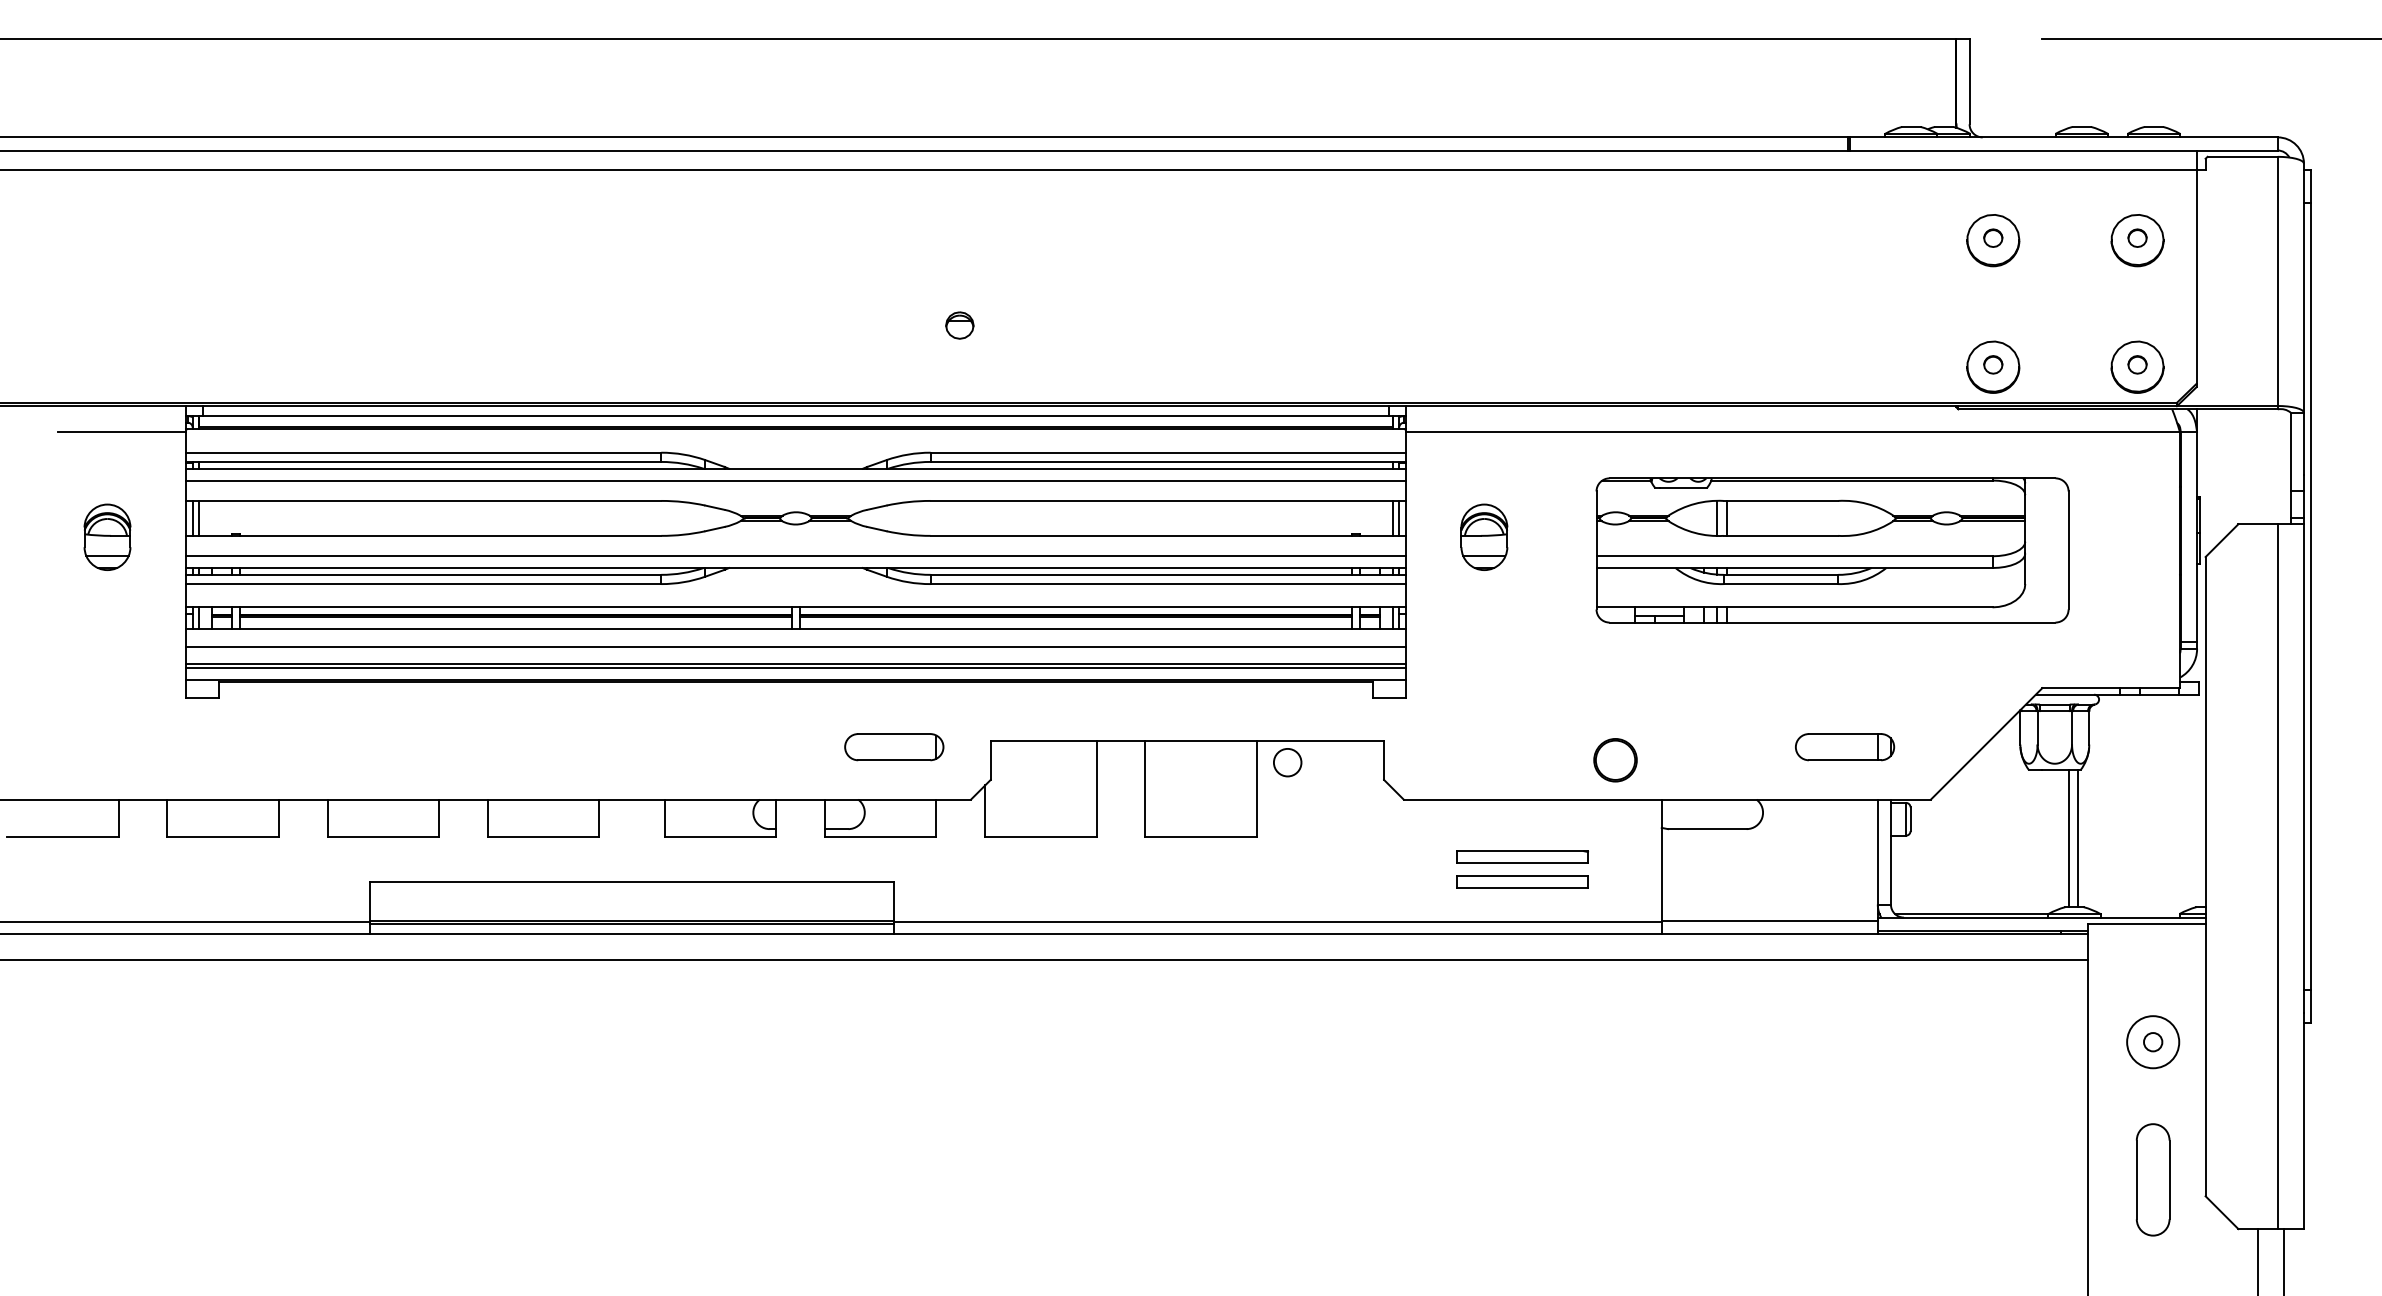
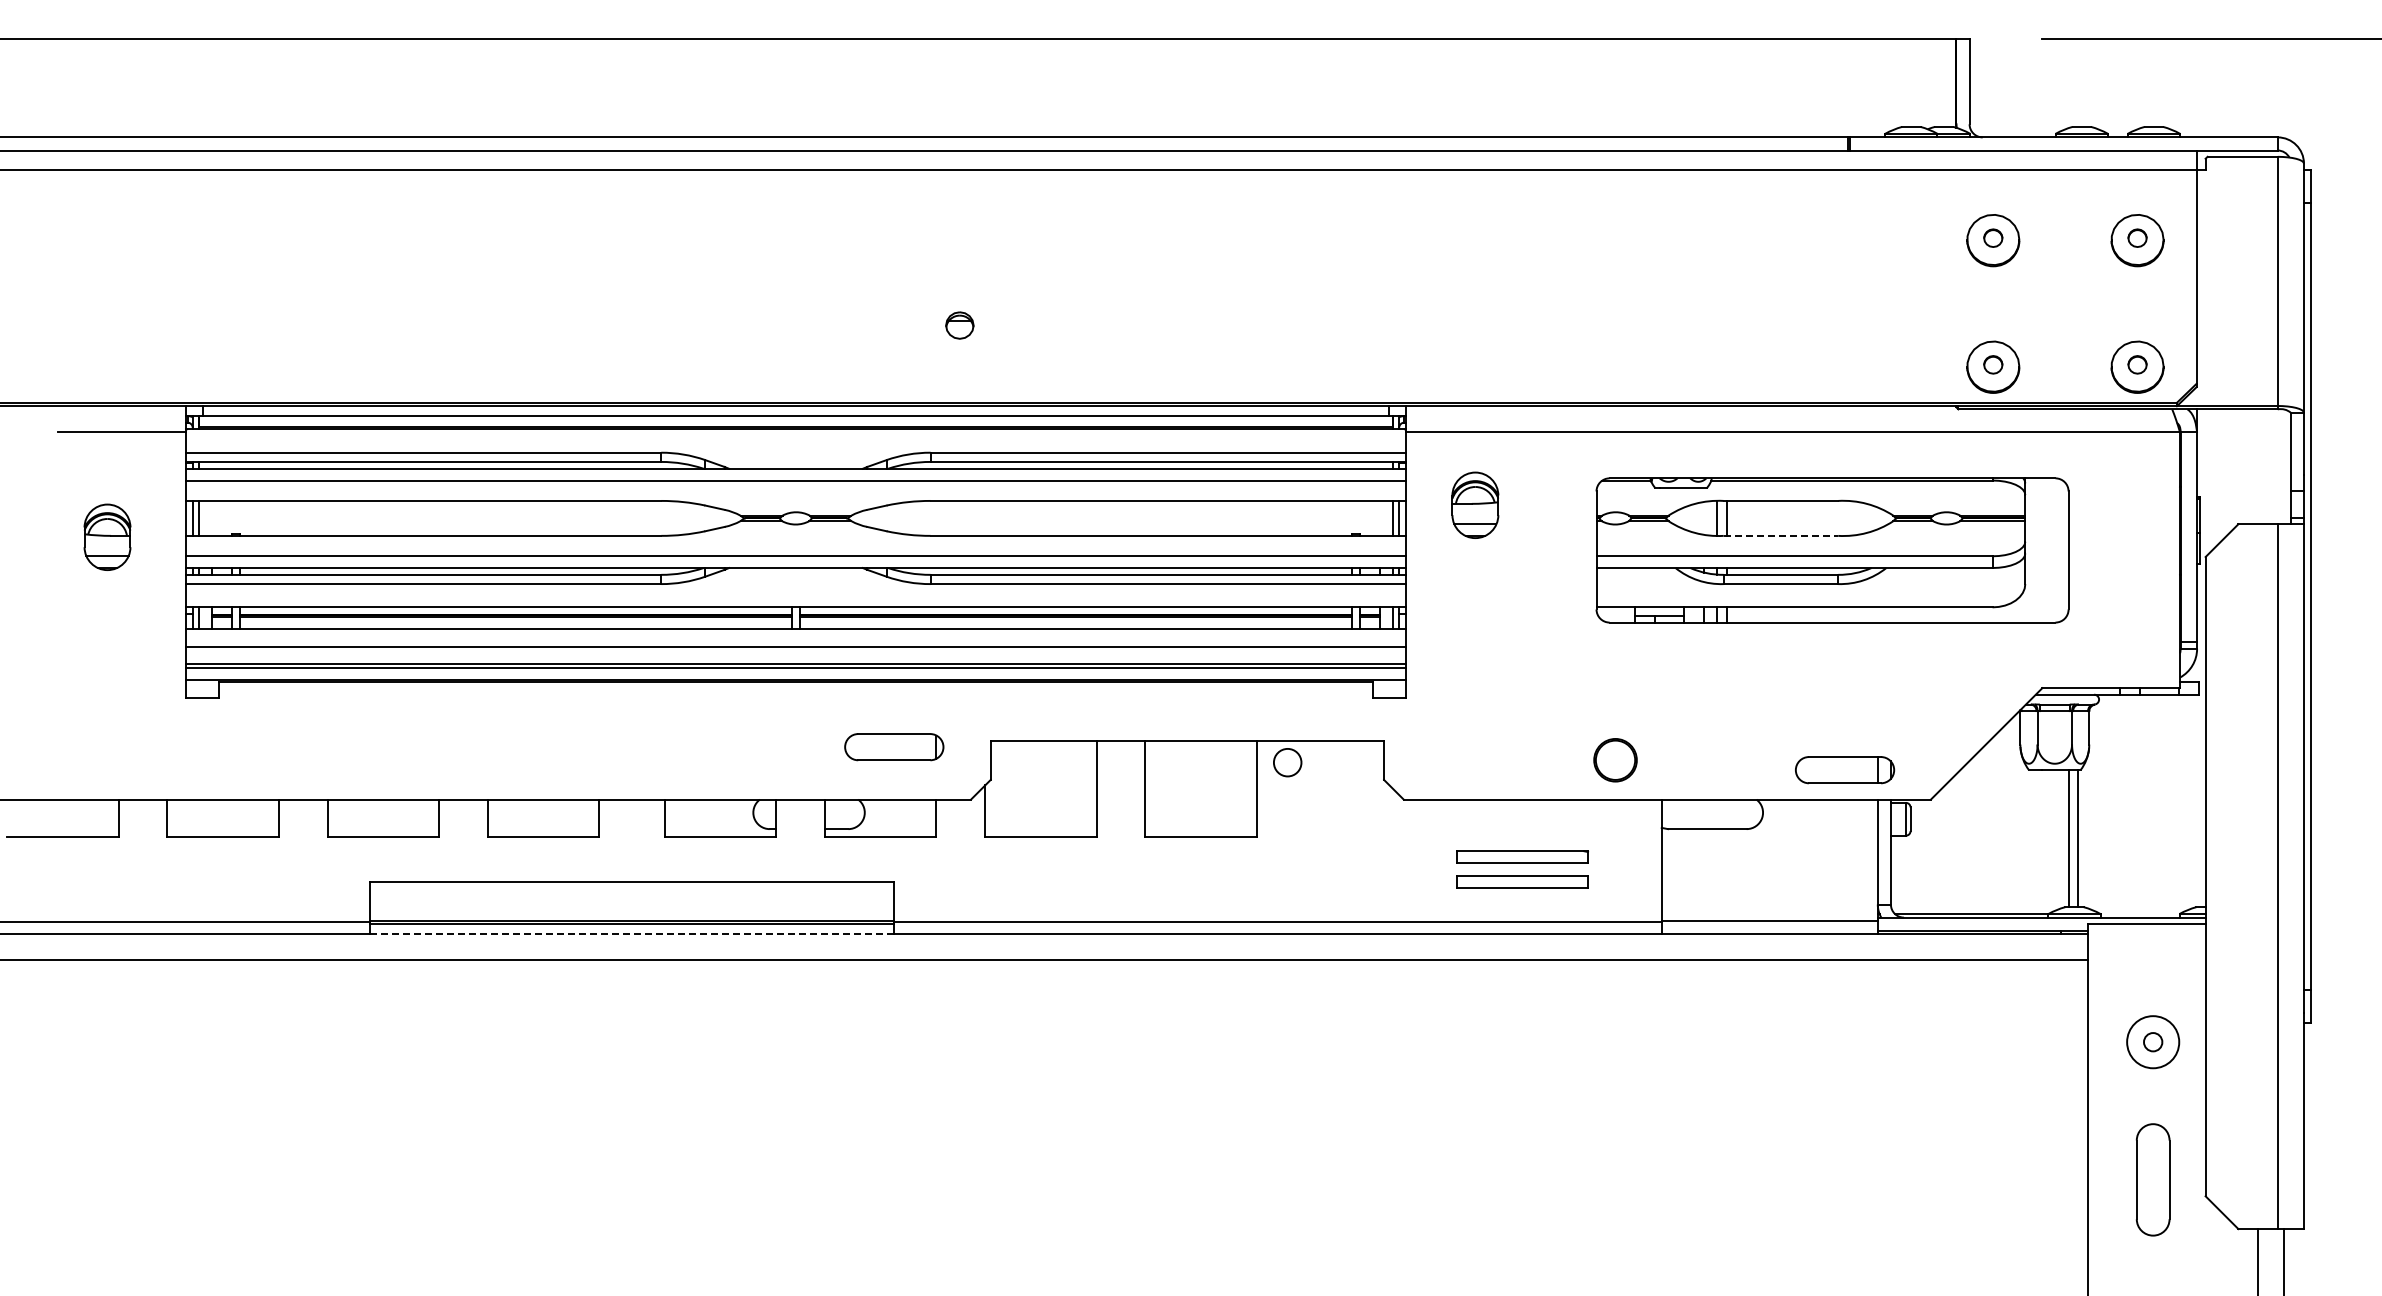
line: solid -> dashed (1781, 535)
part position: (1484, 536) -> (1475, 504) (1475, 504)
part position: (1845, 747) -> (1845, 770) (1845, 770)
line: solid -> dashed (632, 934)
